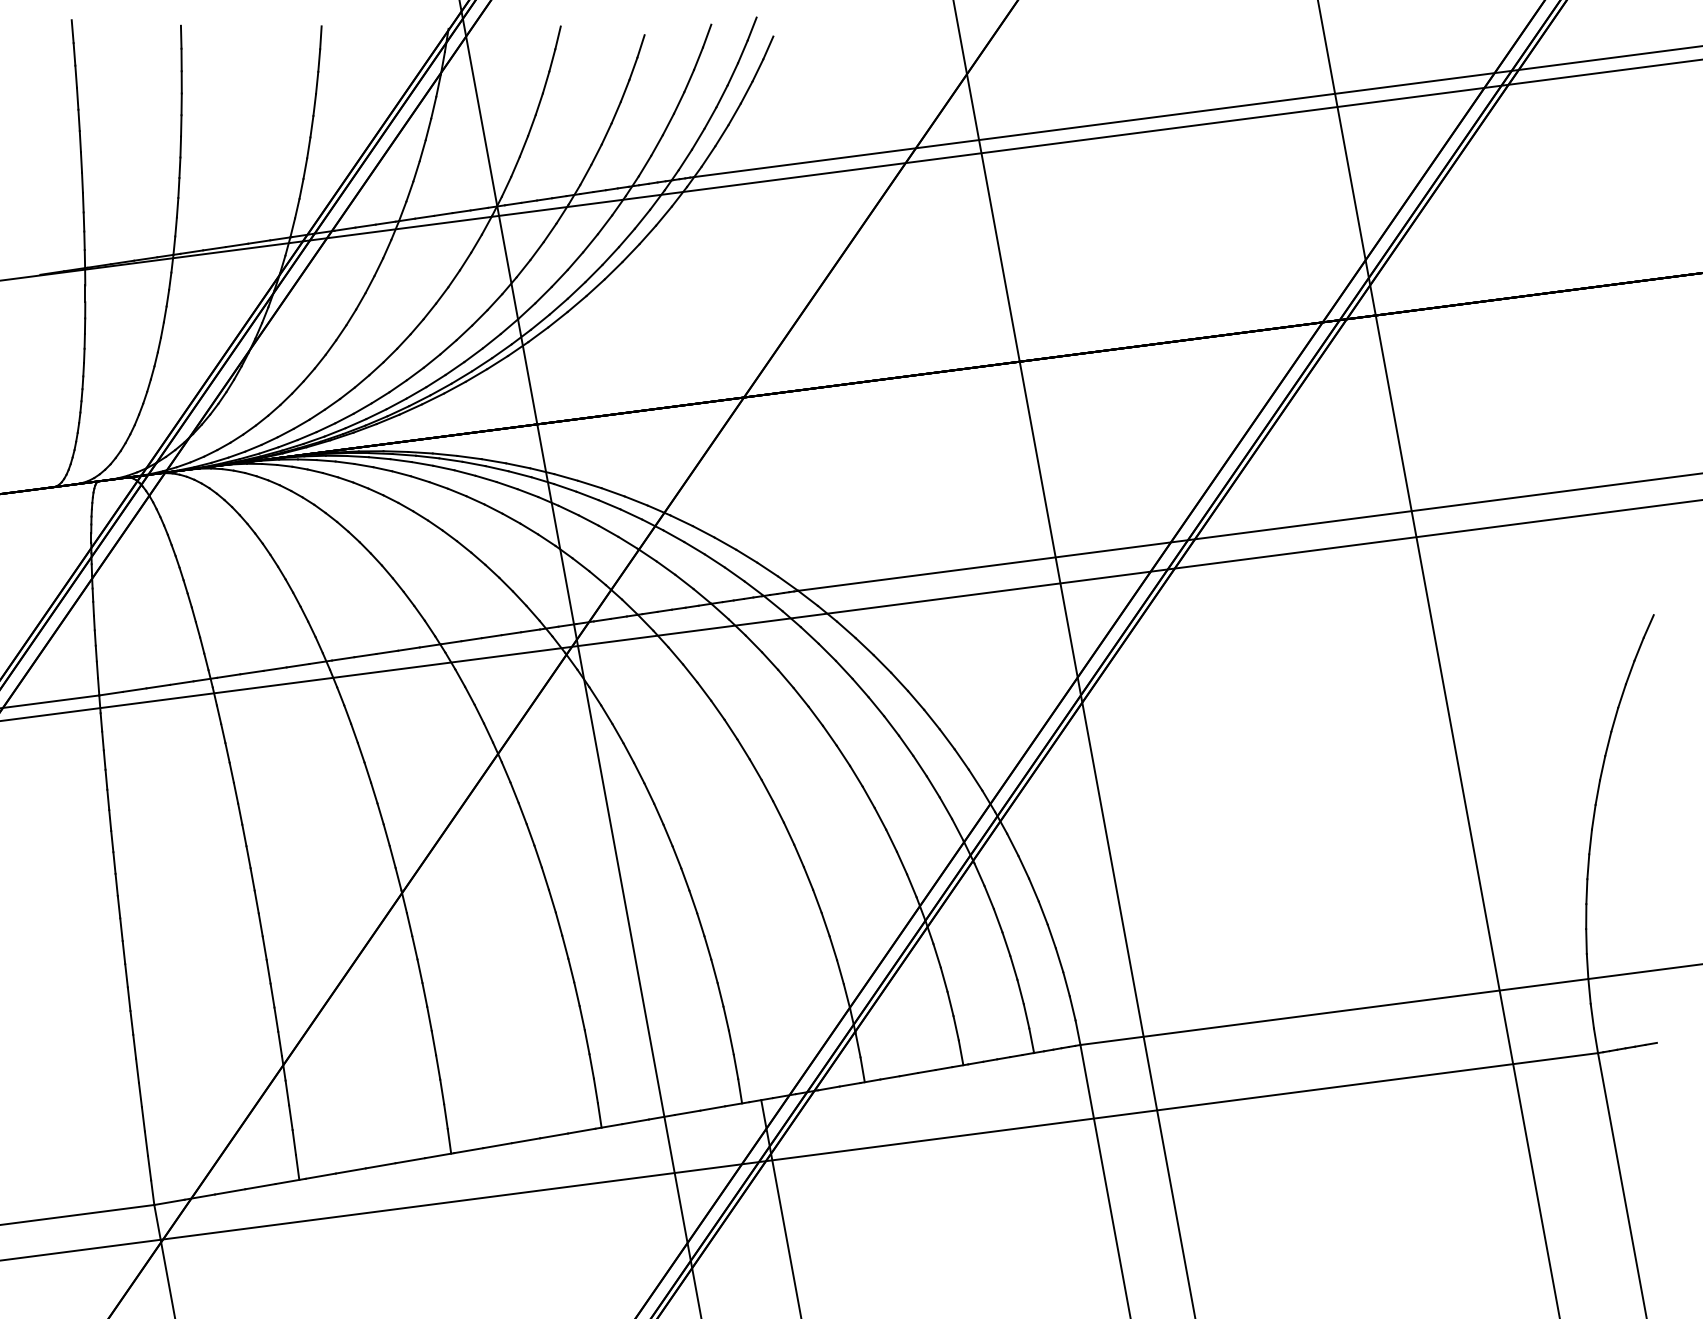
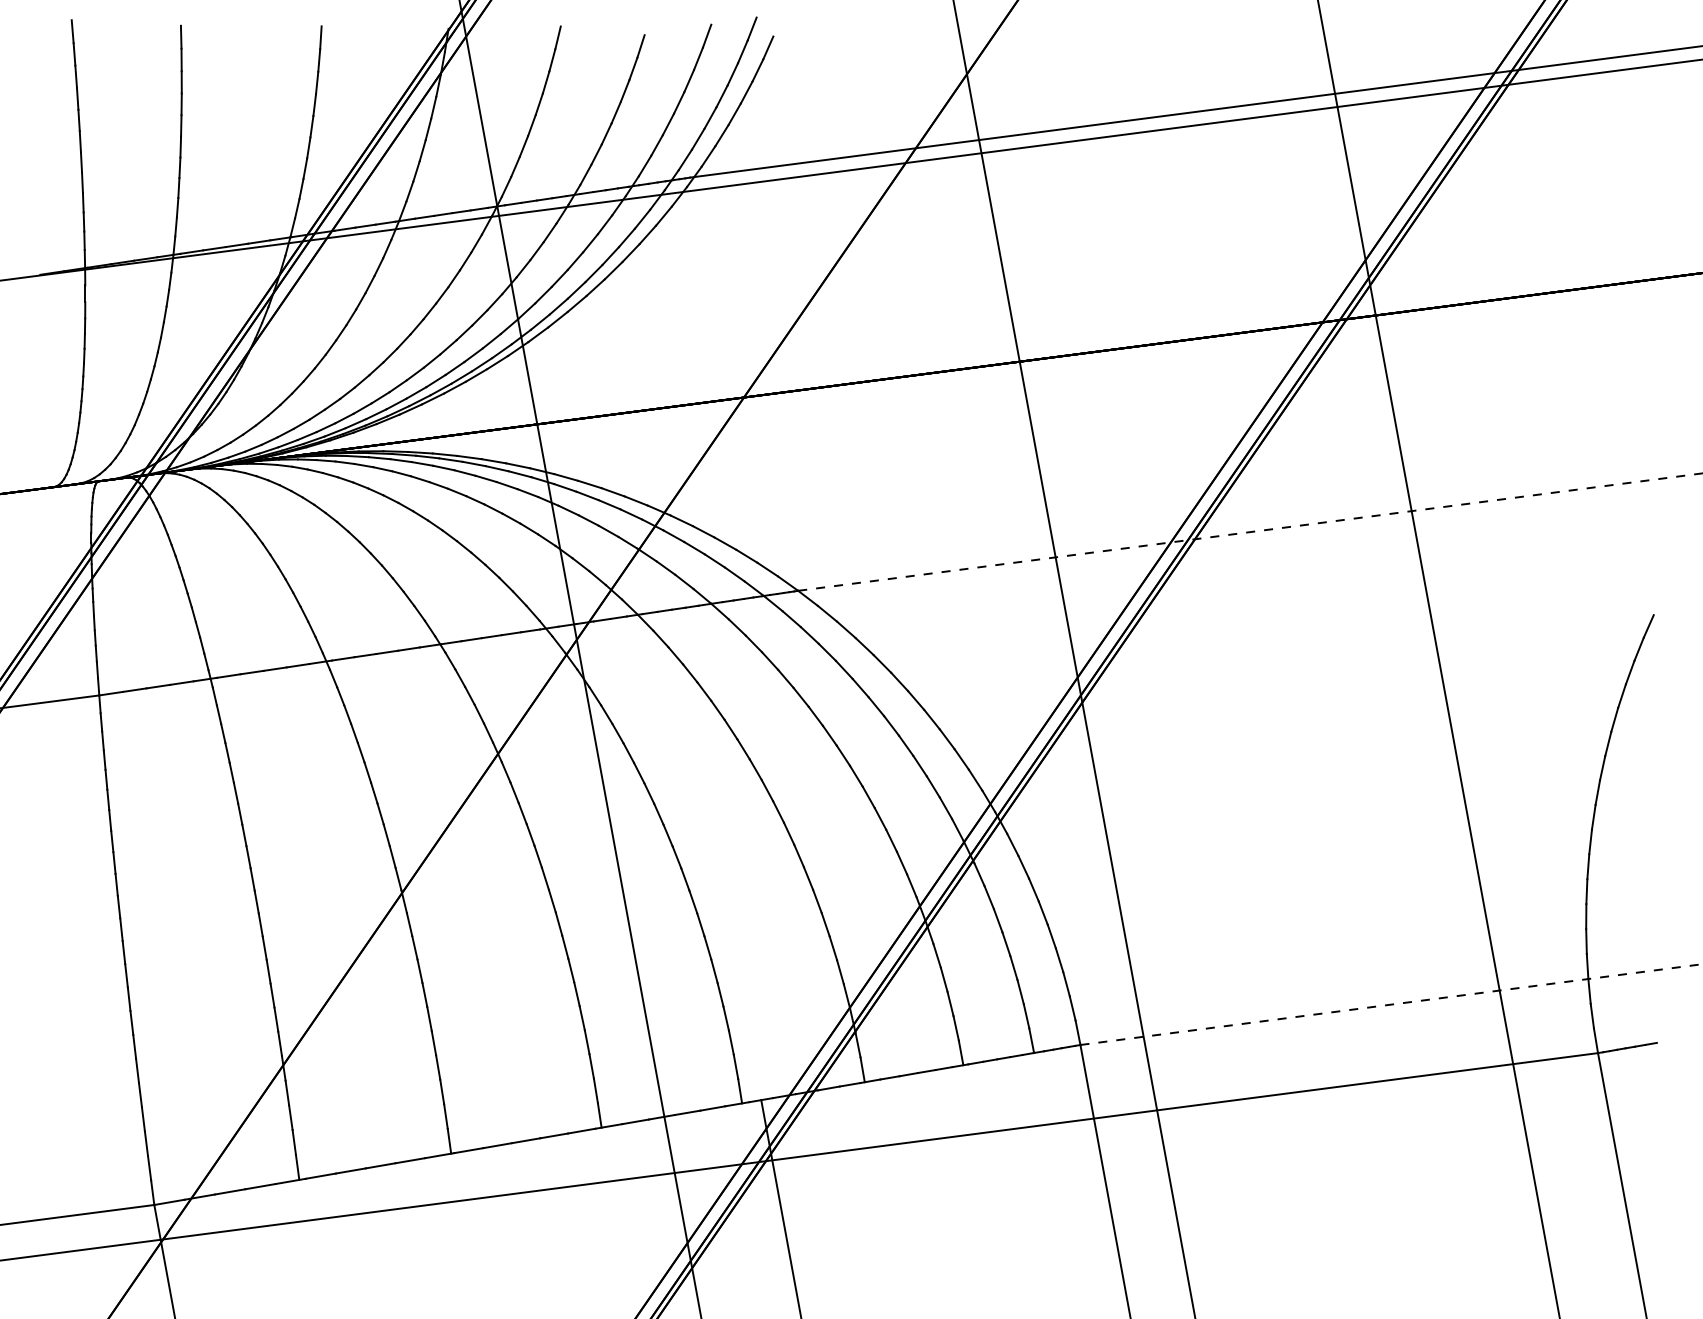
line: solid -> dashed (1250, 532)
line: present -> none (850, 610)
line: solid -> dashed (1391, 1004)
